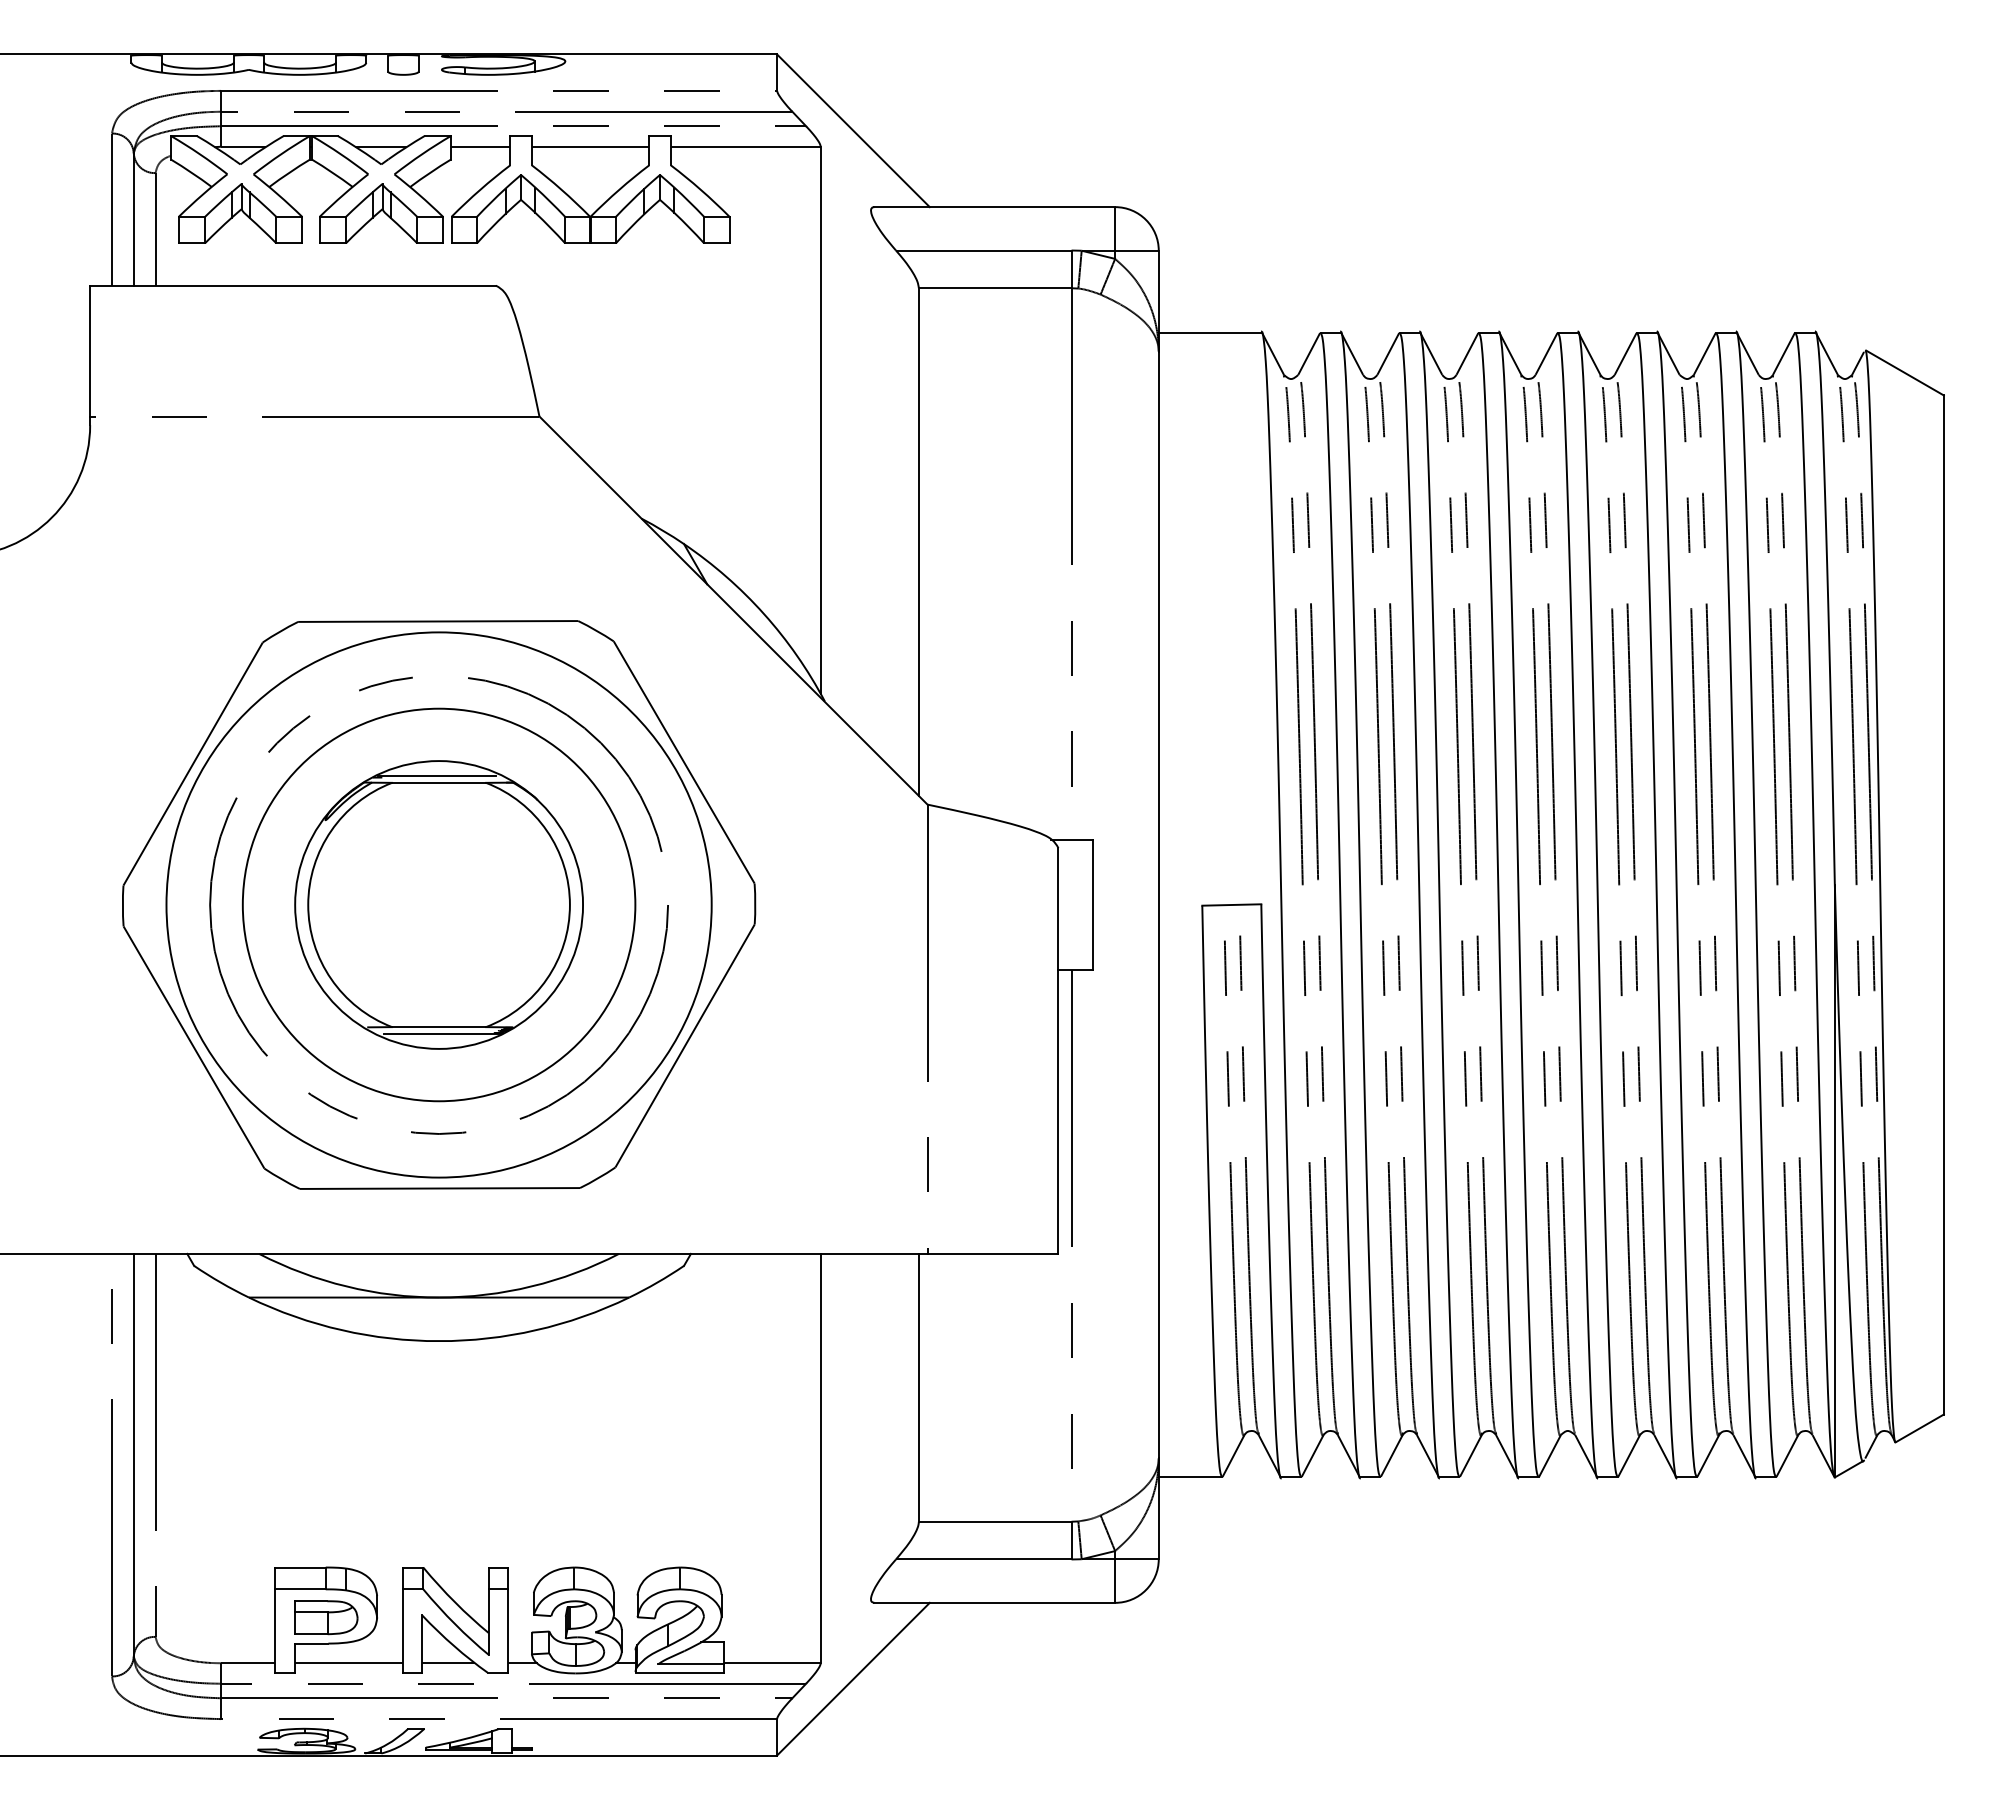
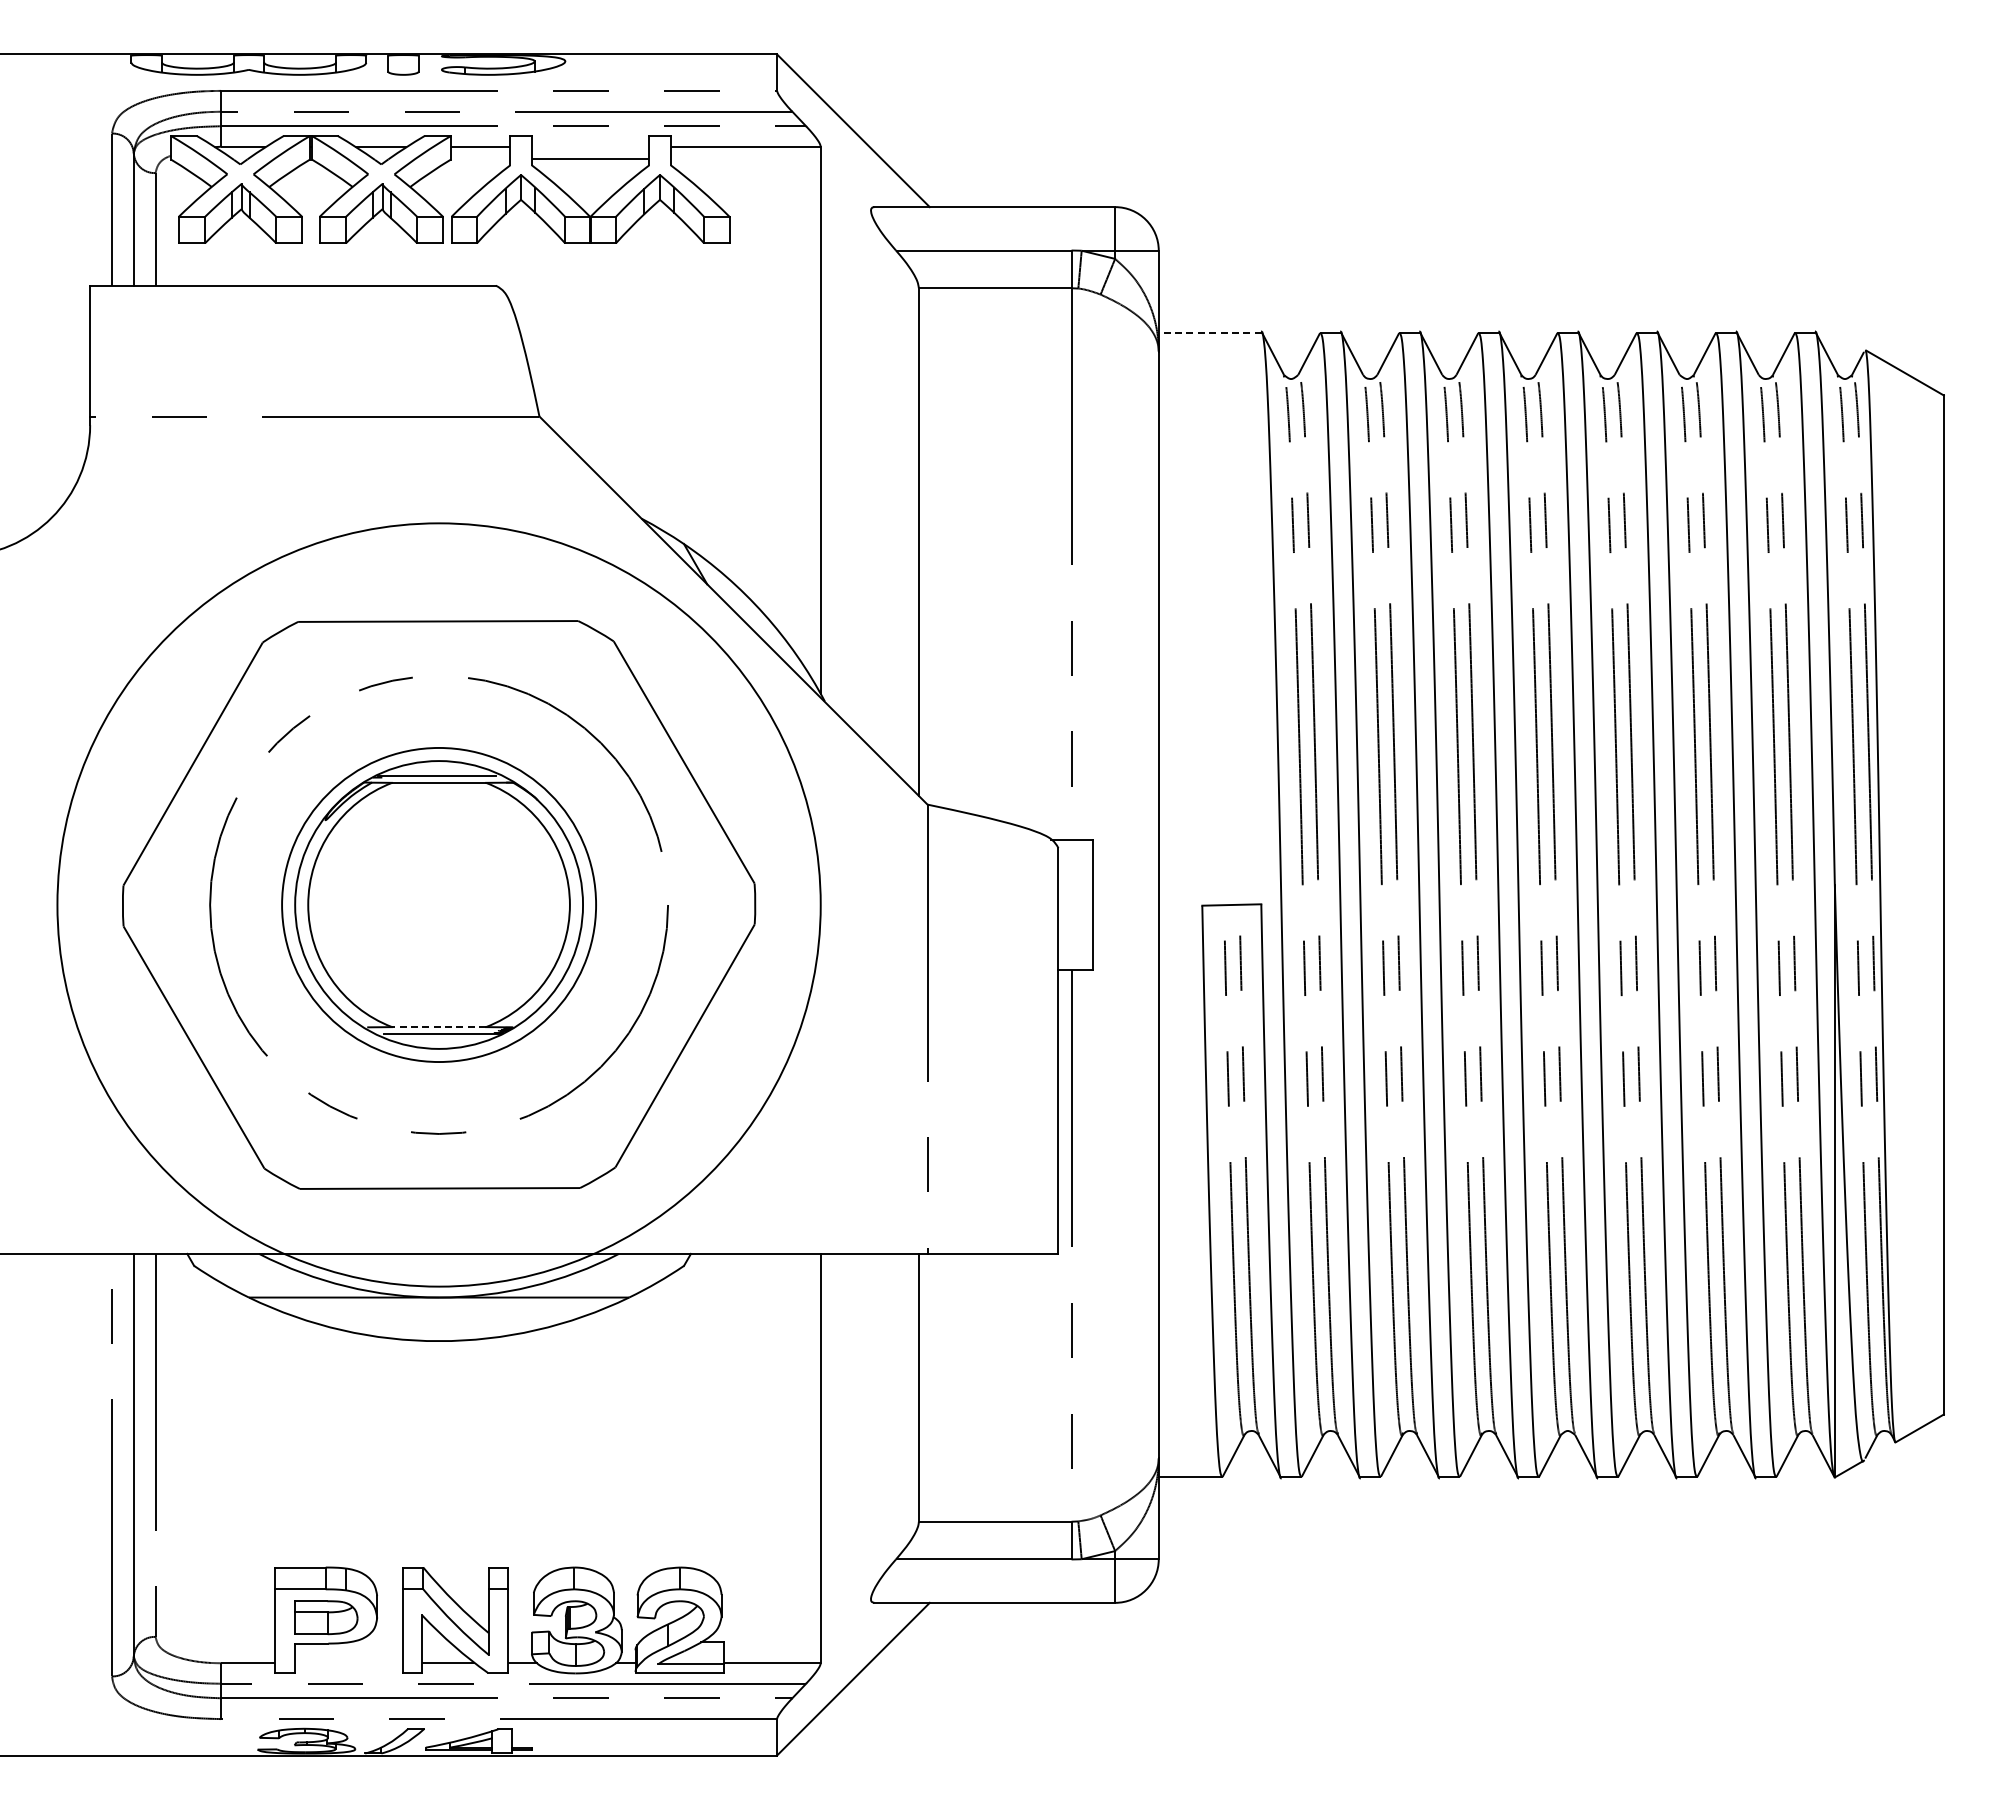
line position: (590, 146) -> (590, 158) (590, 158)
line: solid -> dashed (1209, 332)
circle diameter: 393 px -> 314 px (439, 904)
circle diameter: 545 px -> 763 px (438, 904)
line: solid -> dashed (439, 1027)
line: present -> none (348, 1663)
